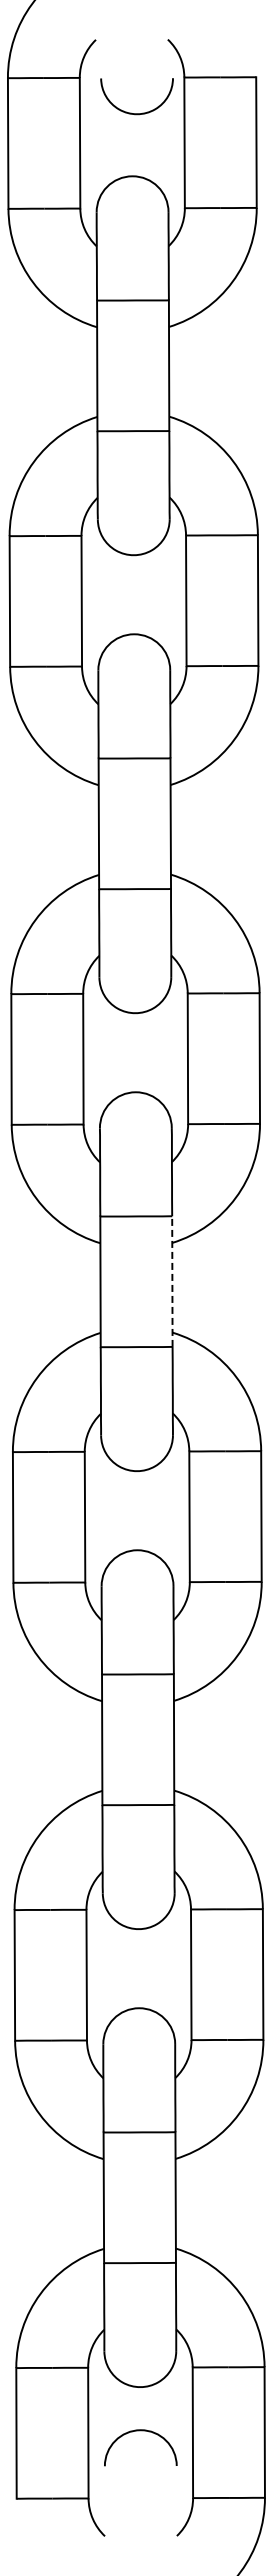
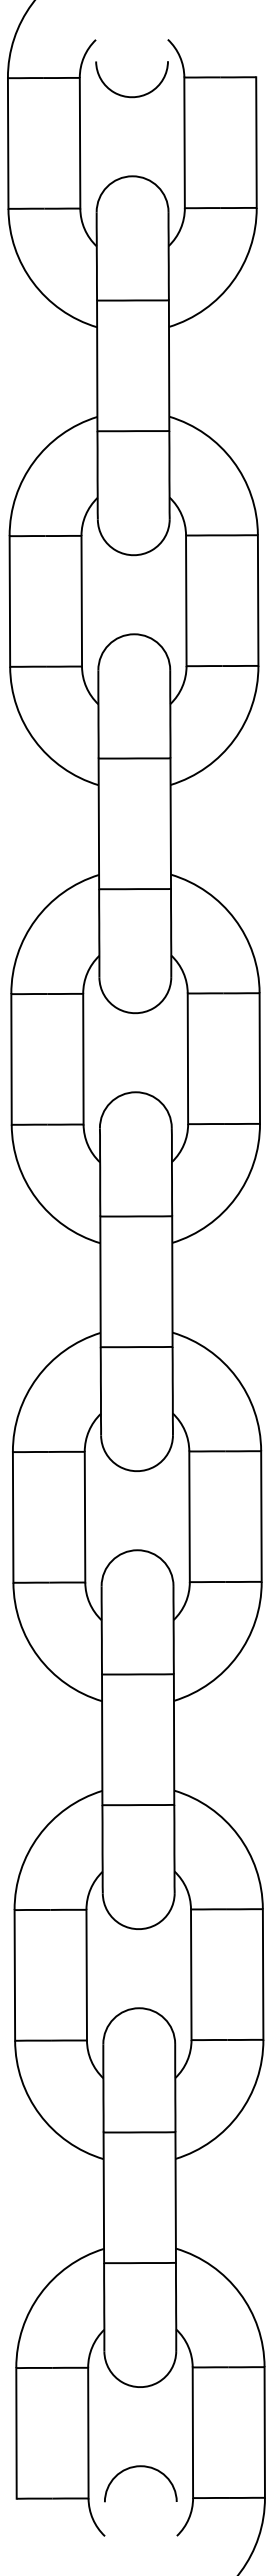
arc position: (131, 112) -> (126, 95) (126, 95)
line: dashed -> solid (172, 1281)
arc position: (140, 2431) -> (140, 2467) (140, 2467)
